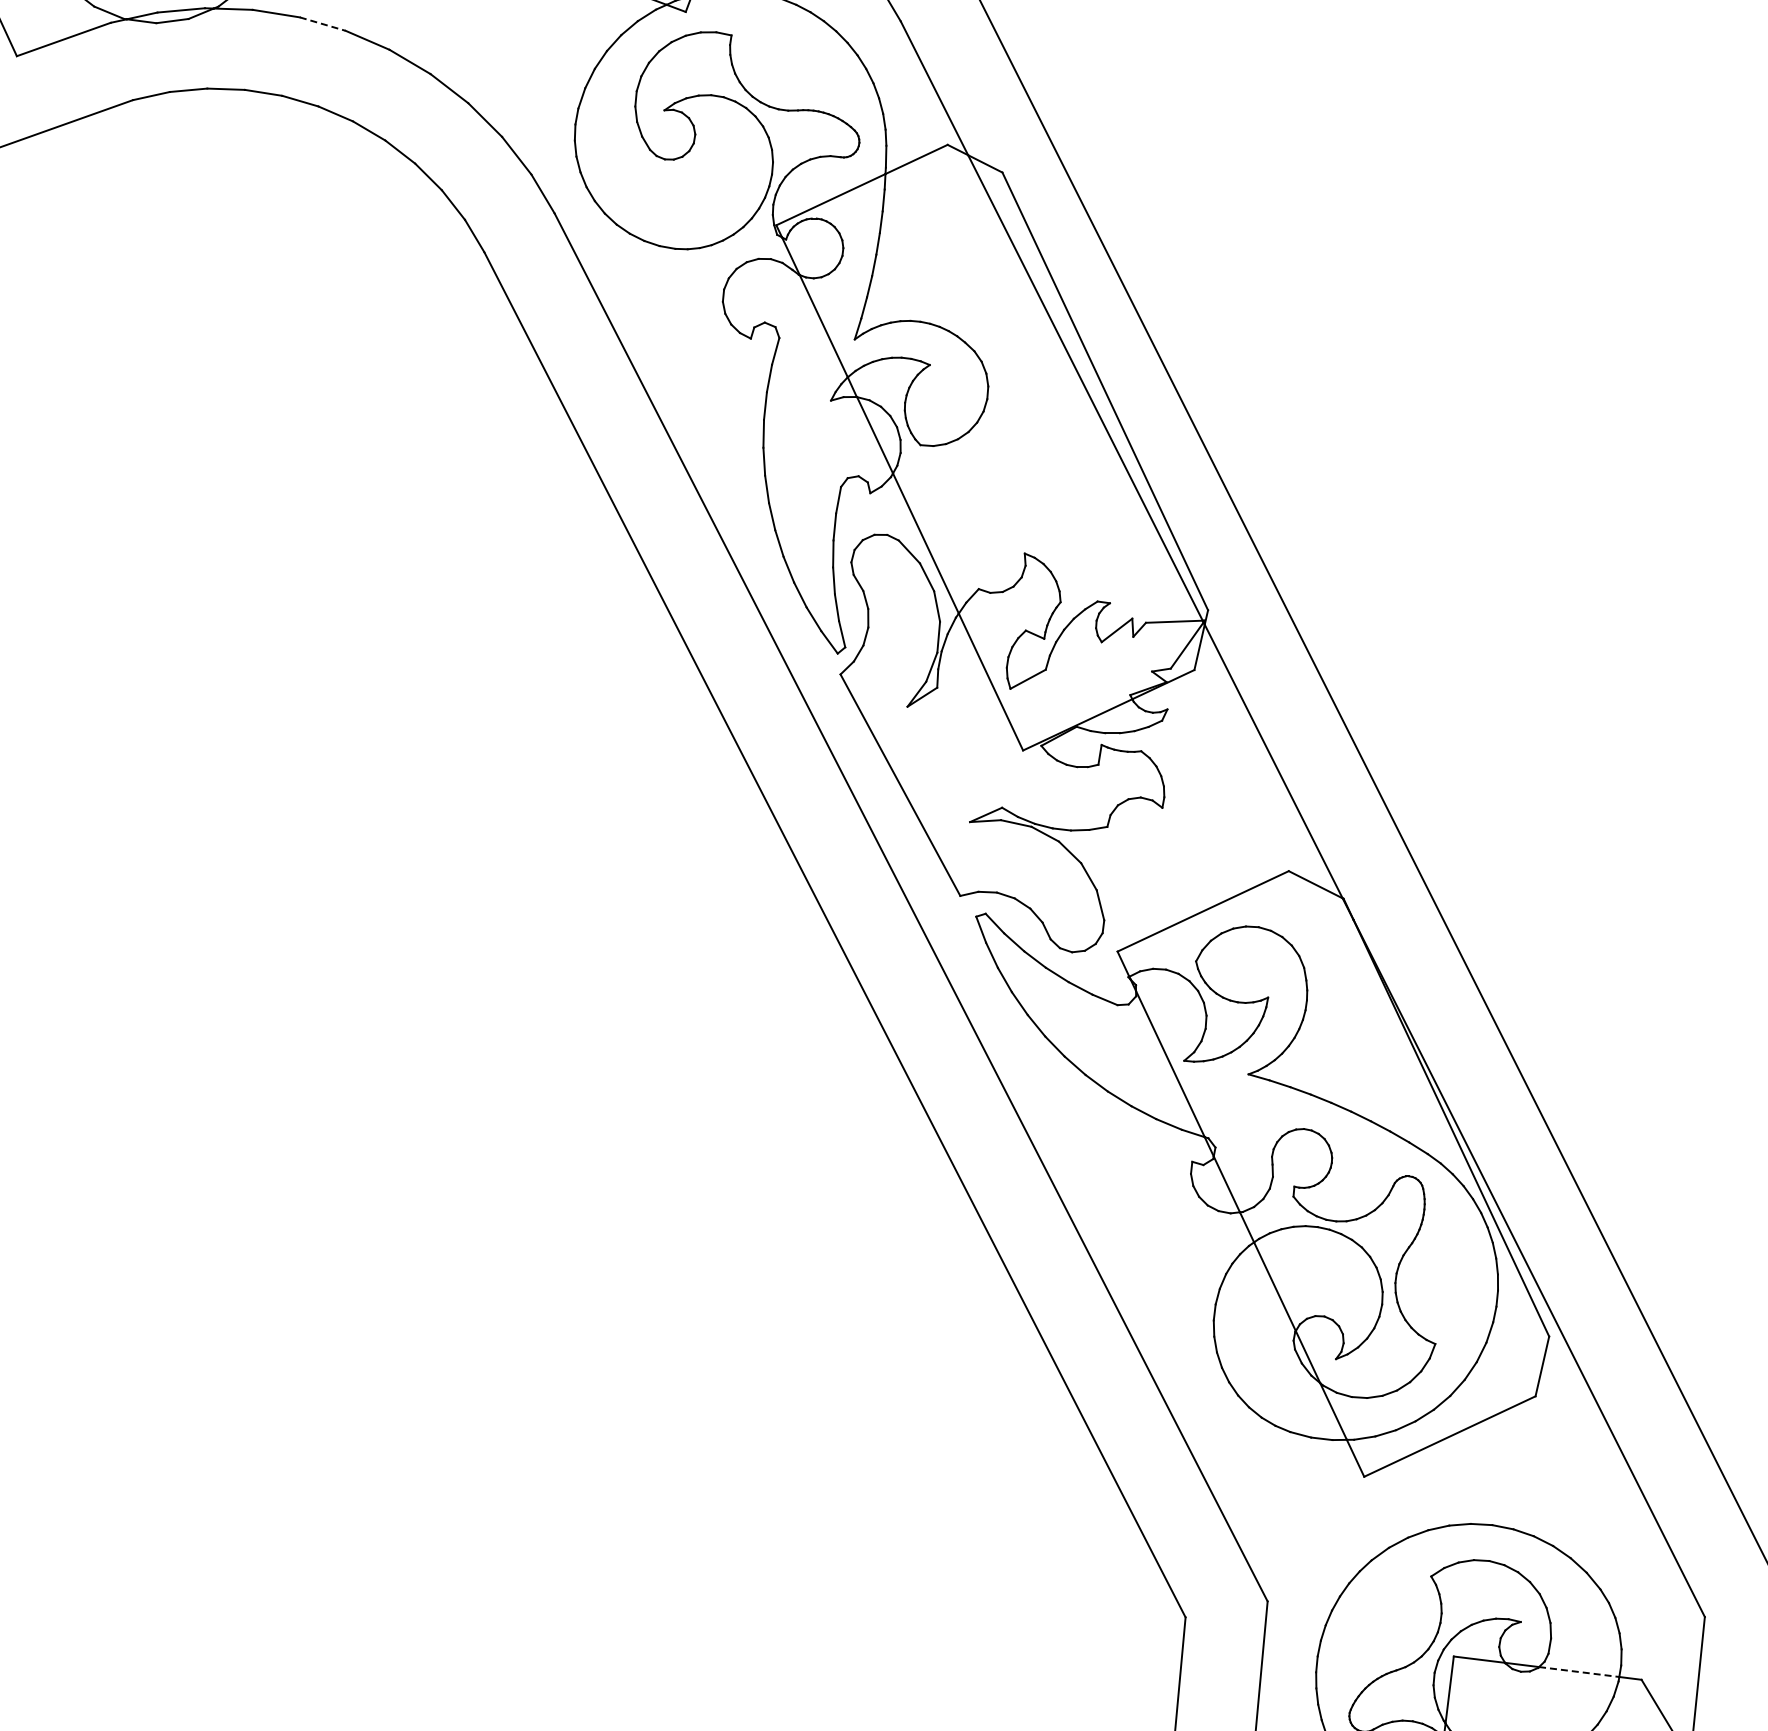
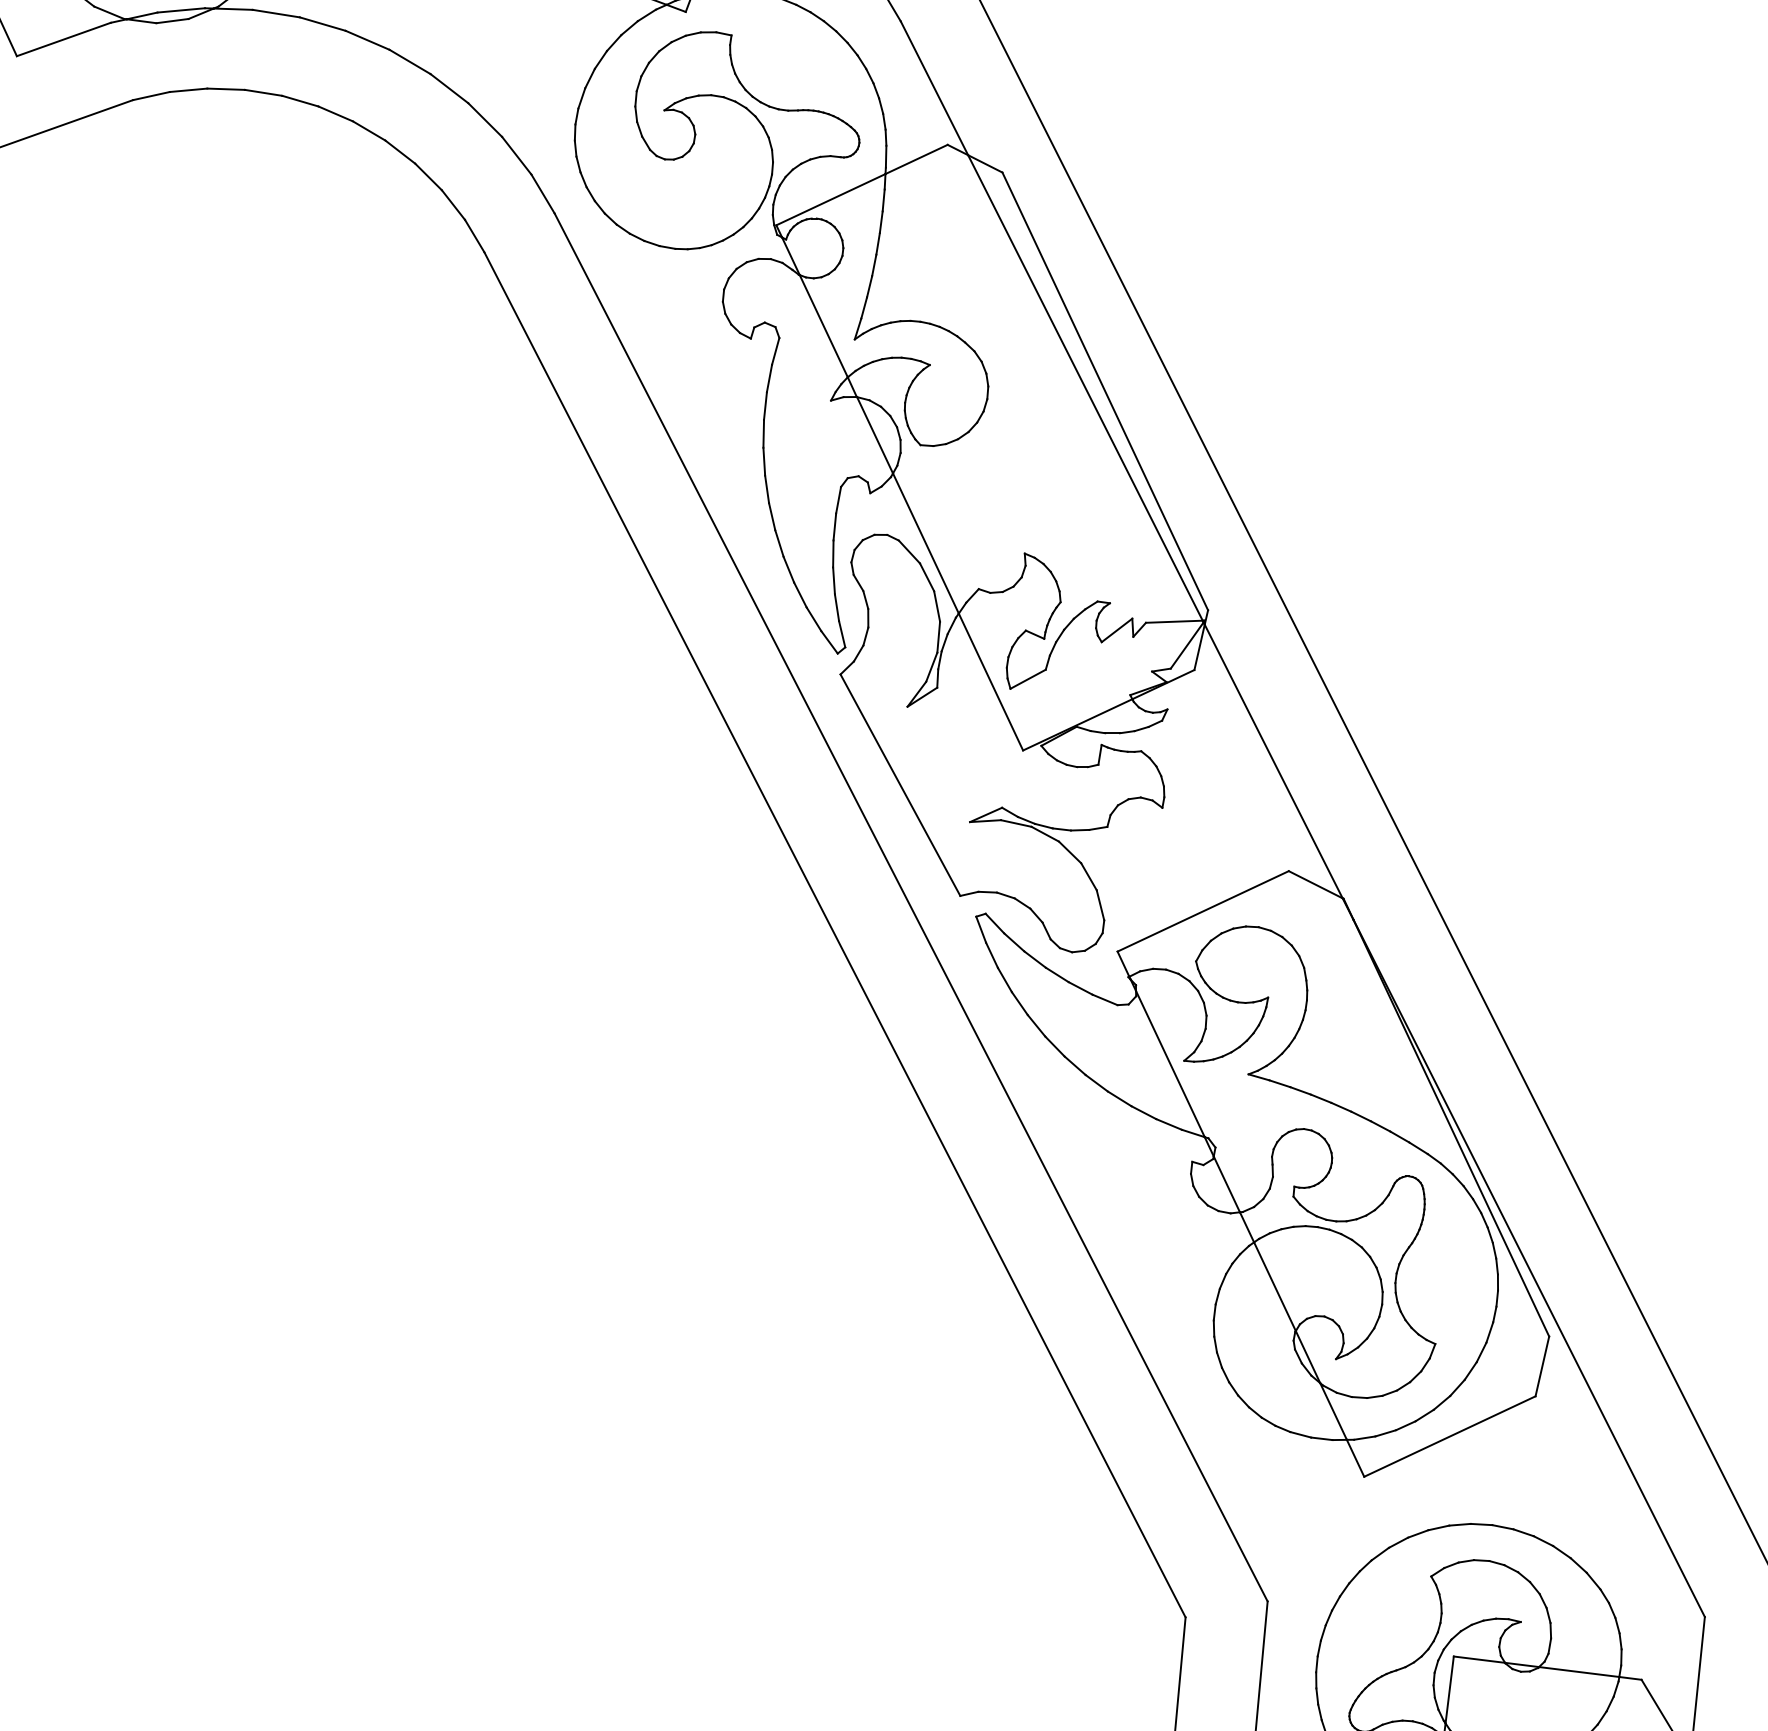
line: dashed -> solid (322, 24)
line: dashed -> solid (1579, 1672)
